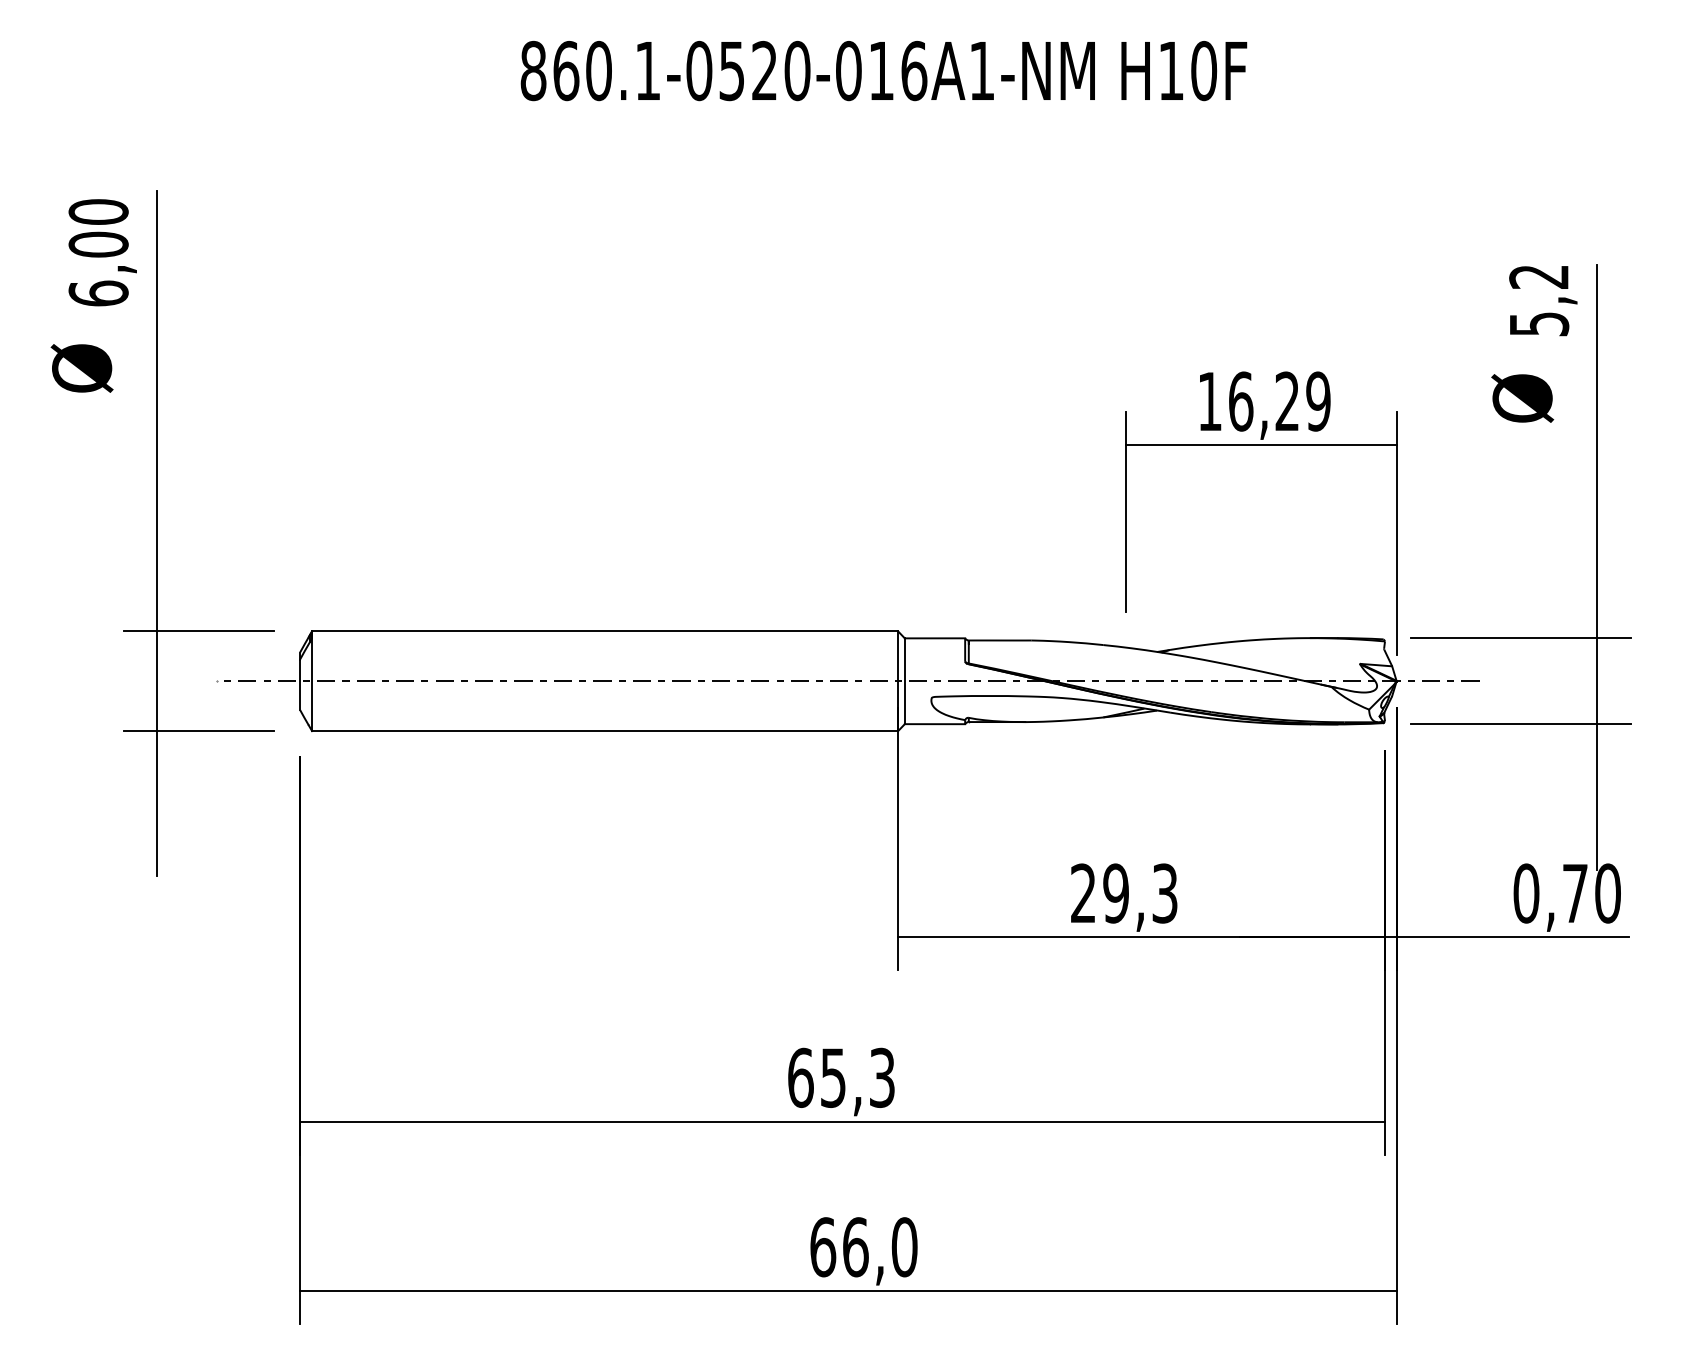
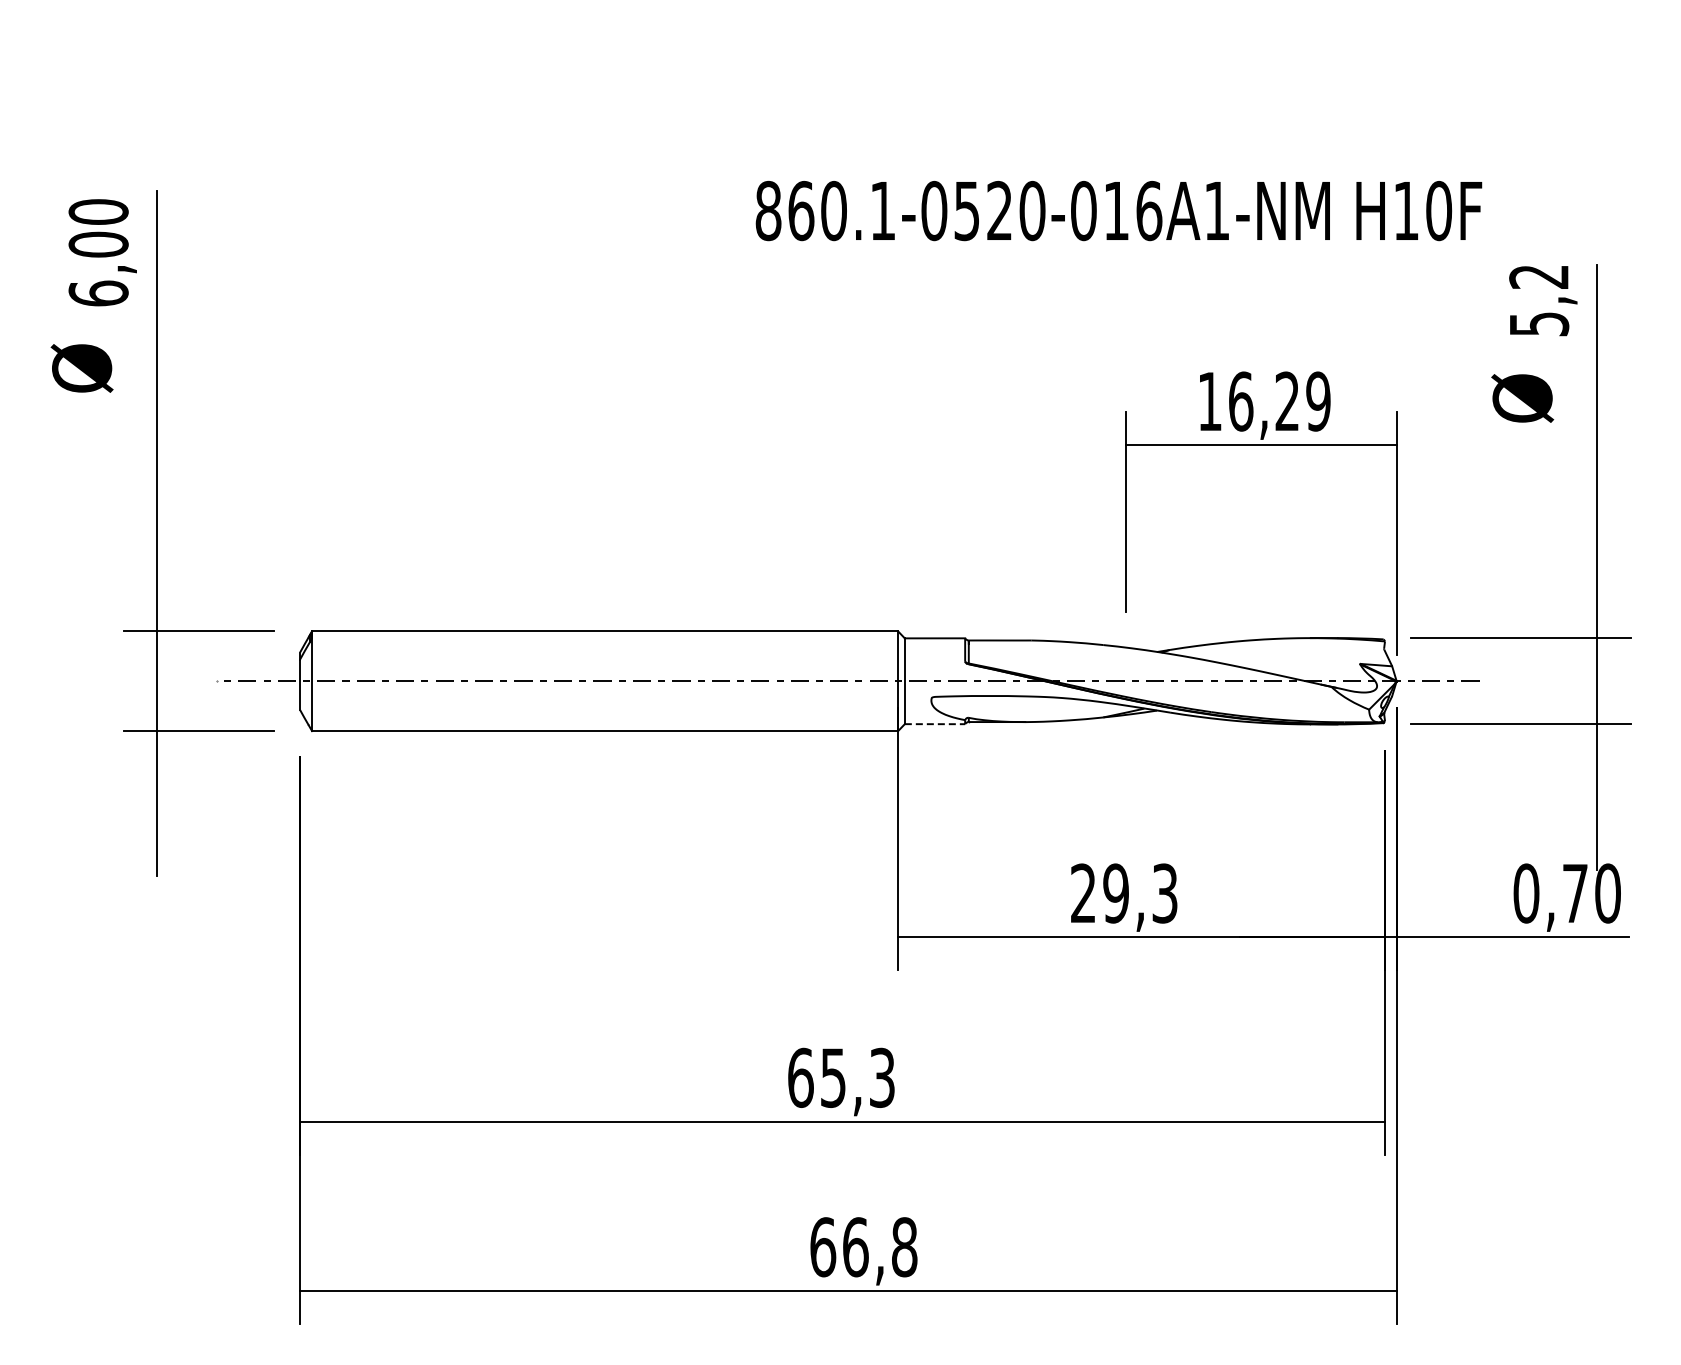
text position: (883, 71) -> (1118, 211) (1118, 211)
line: solid -> dashed (935, 724)
text: 66,0 -> 66,8 (904, 1247)
